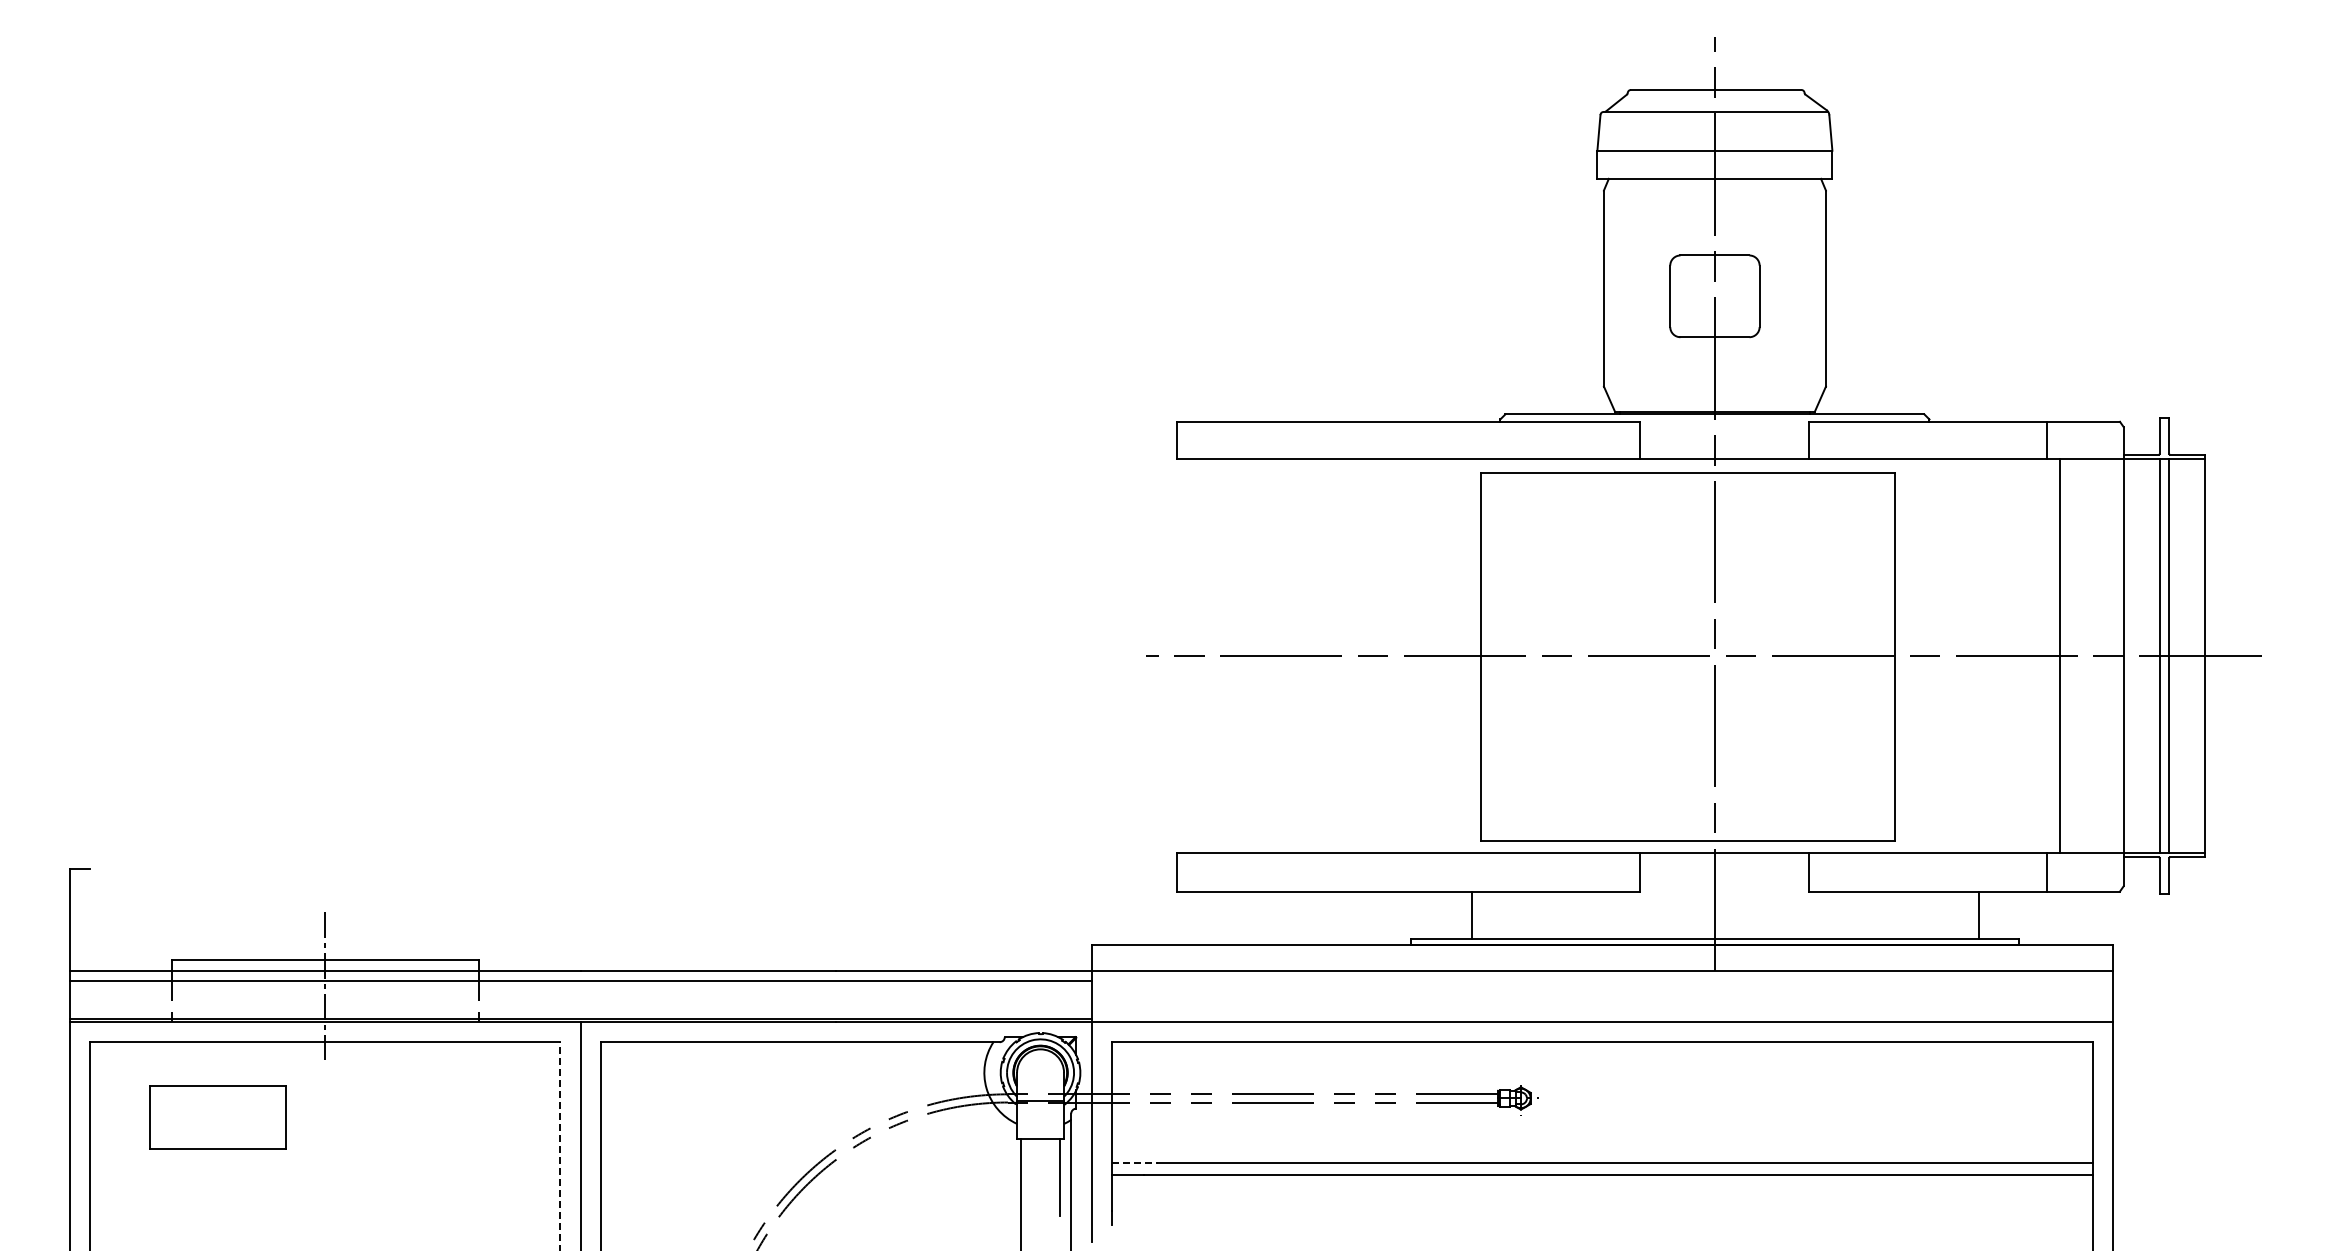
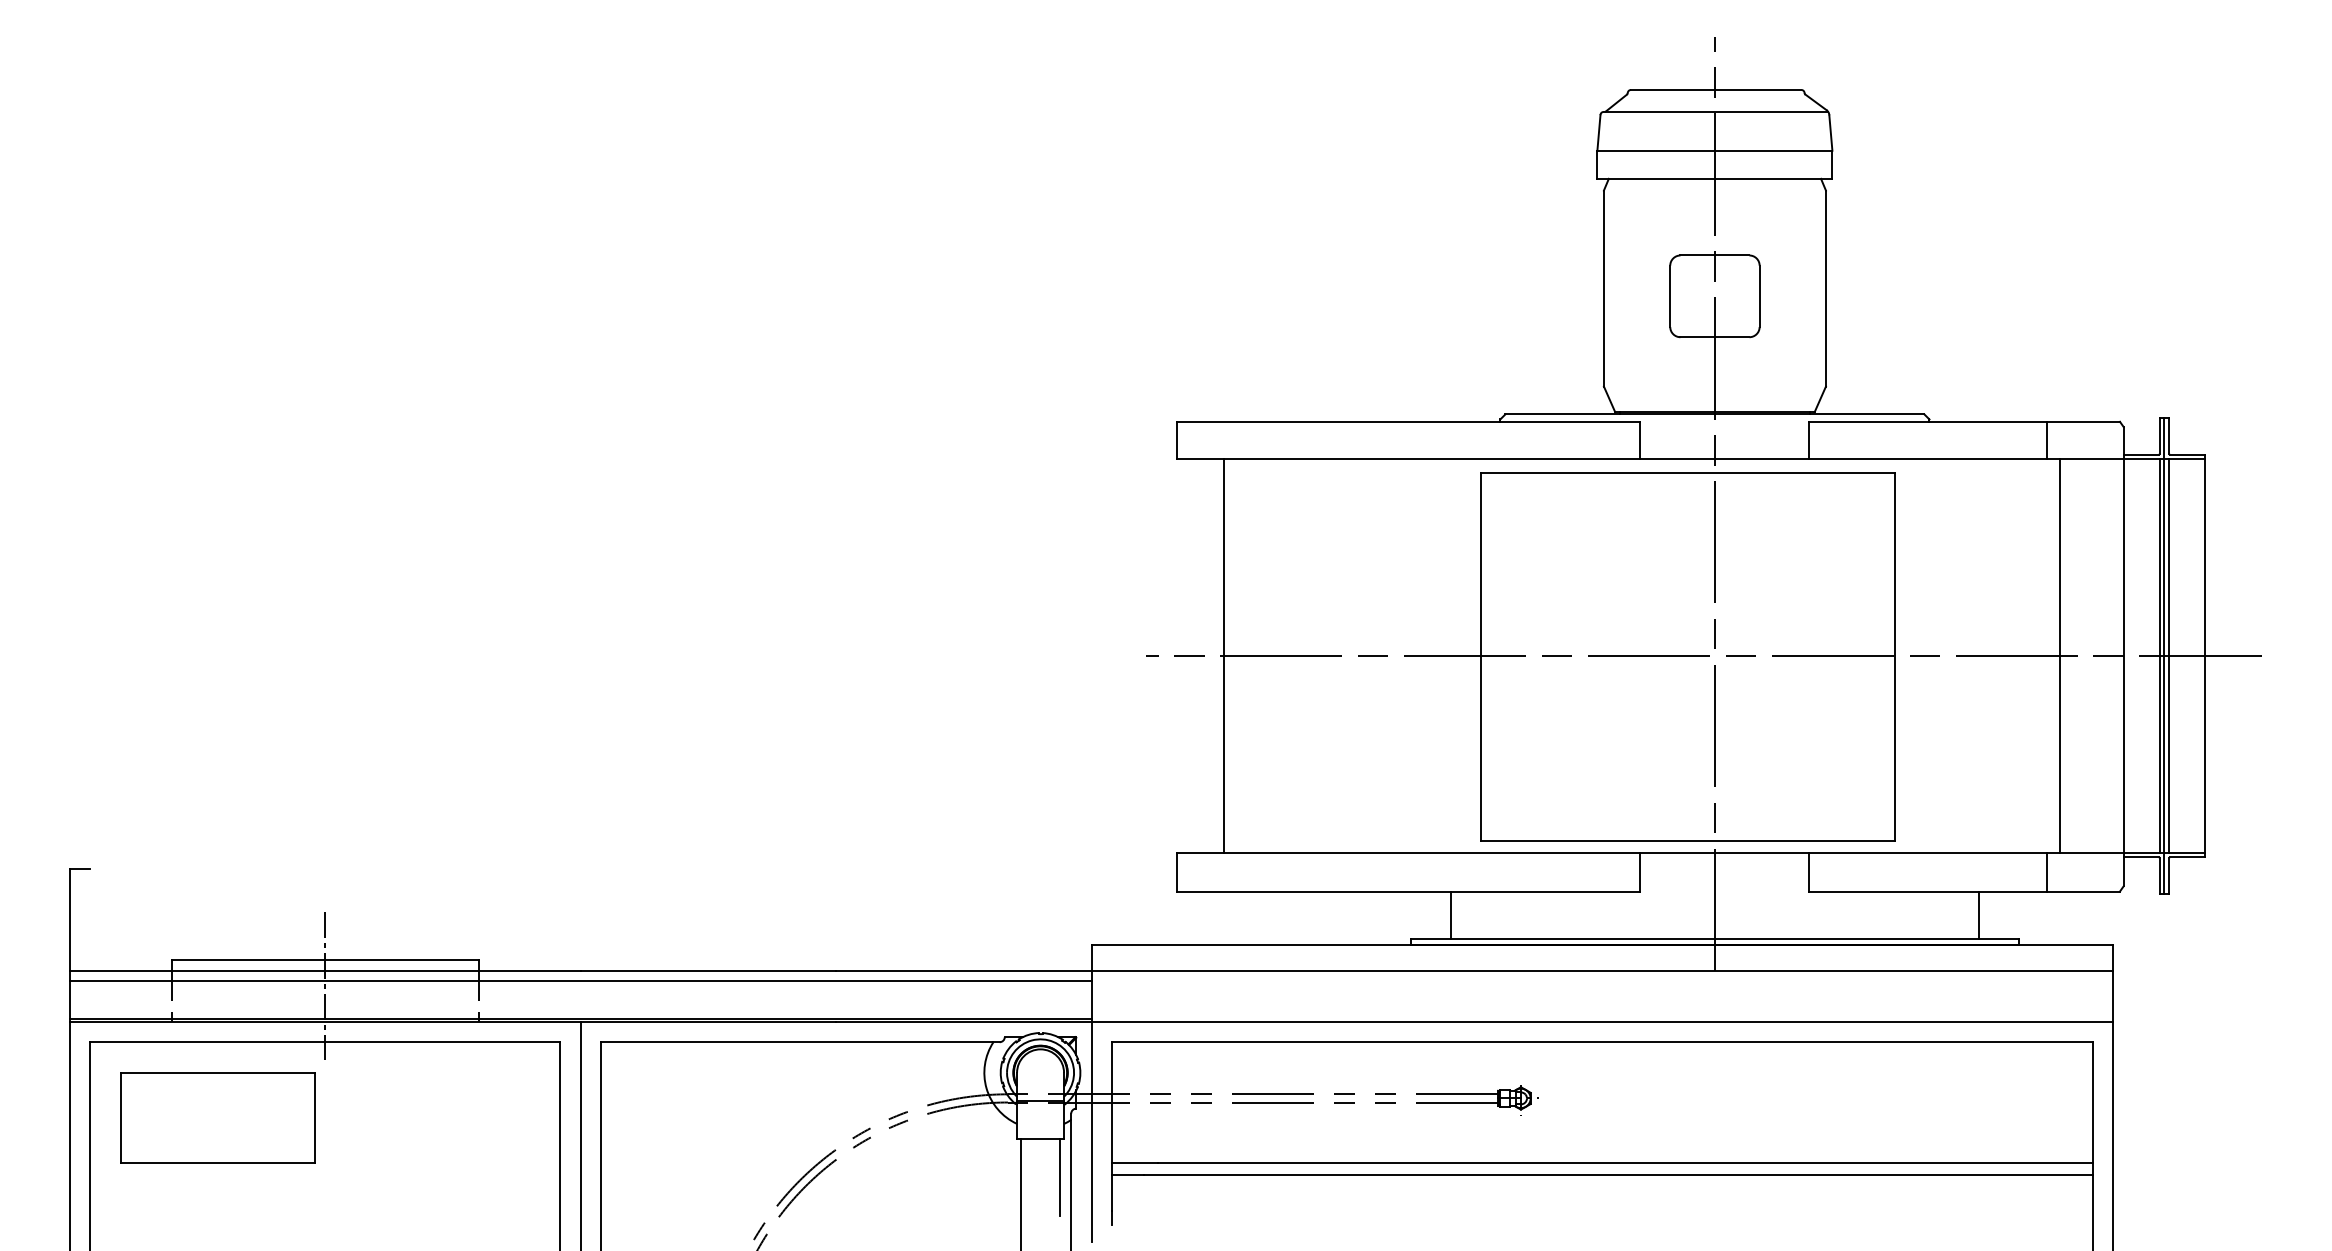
line: none -> present (1224, 655)
line: none -> present (2164, 655)
line position: (1472, 915) -> (1451, 915) (1451, 915)
part size: 138x65 px -> 196x92 px (217, 1117)
line: dashed -> solid (560, 1146)
line: dashed -> solid (1135, 1162)
